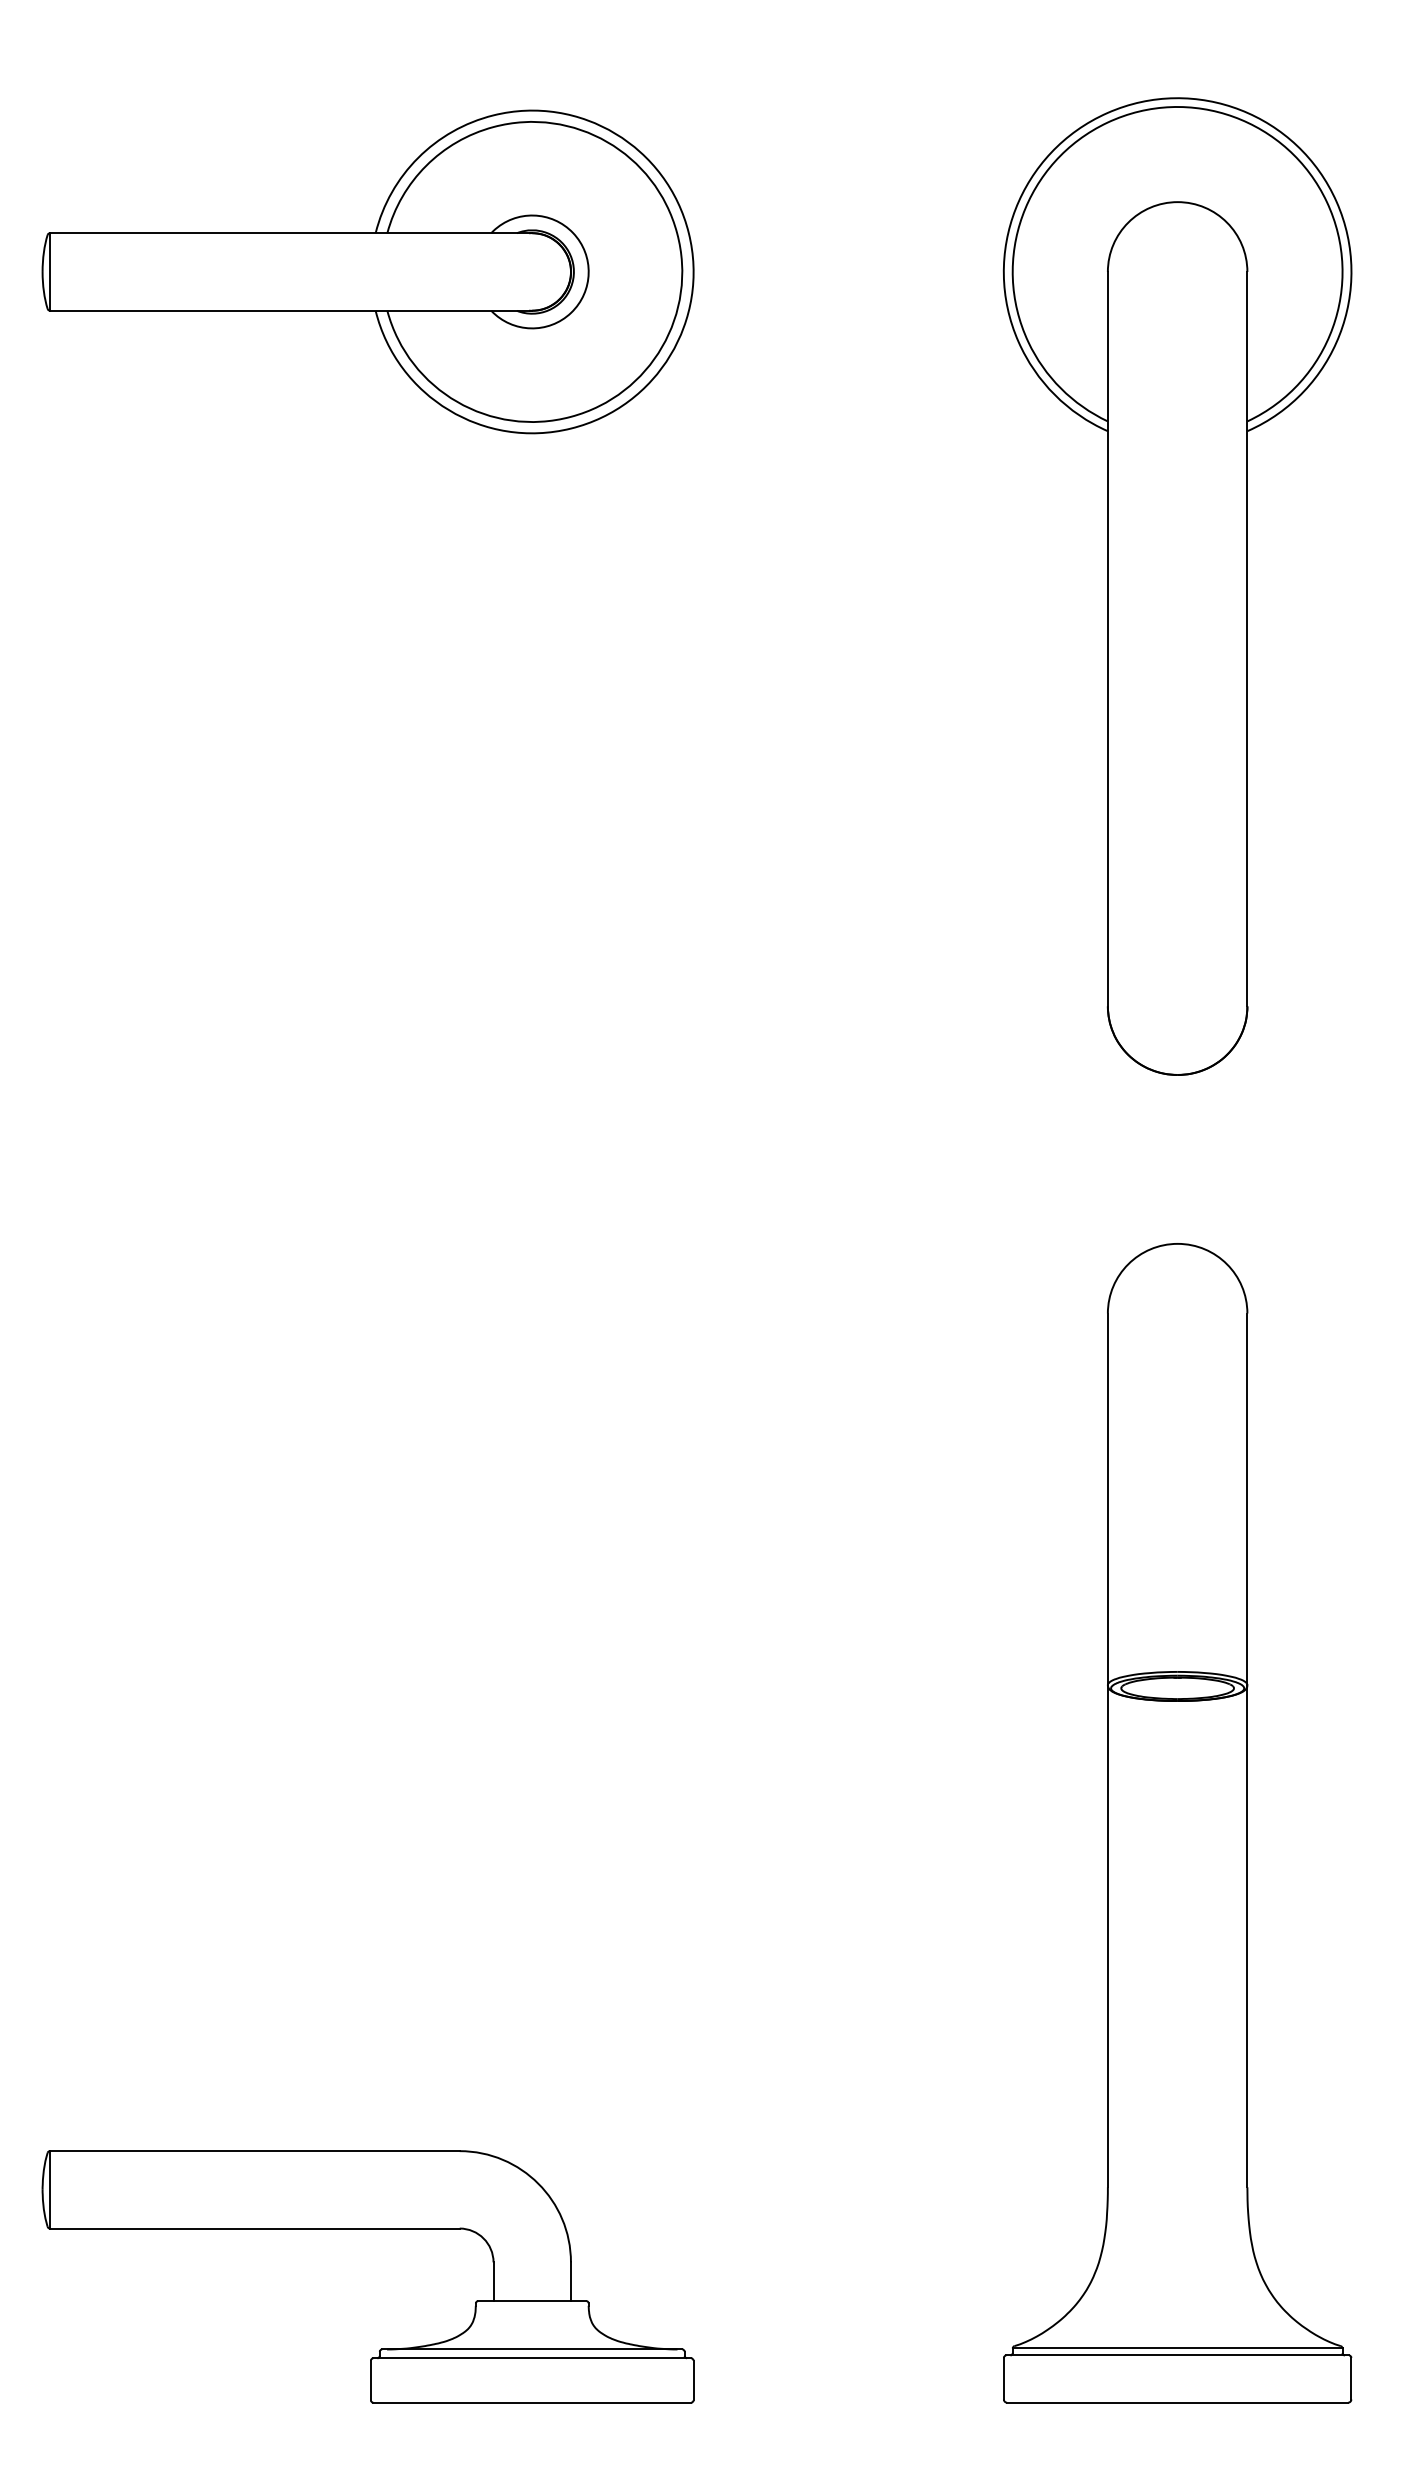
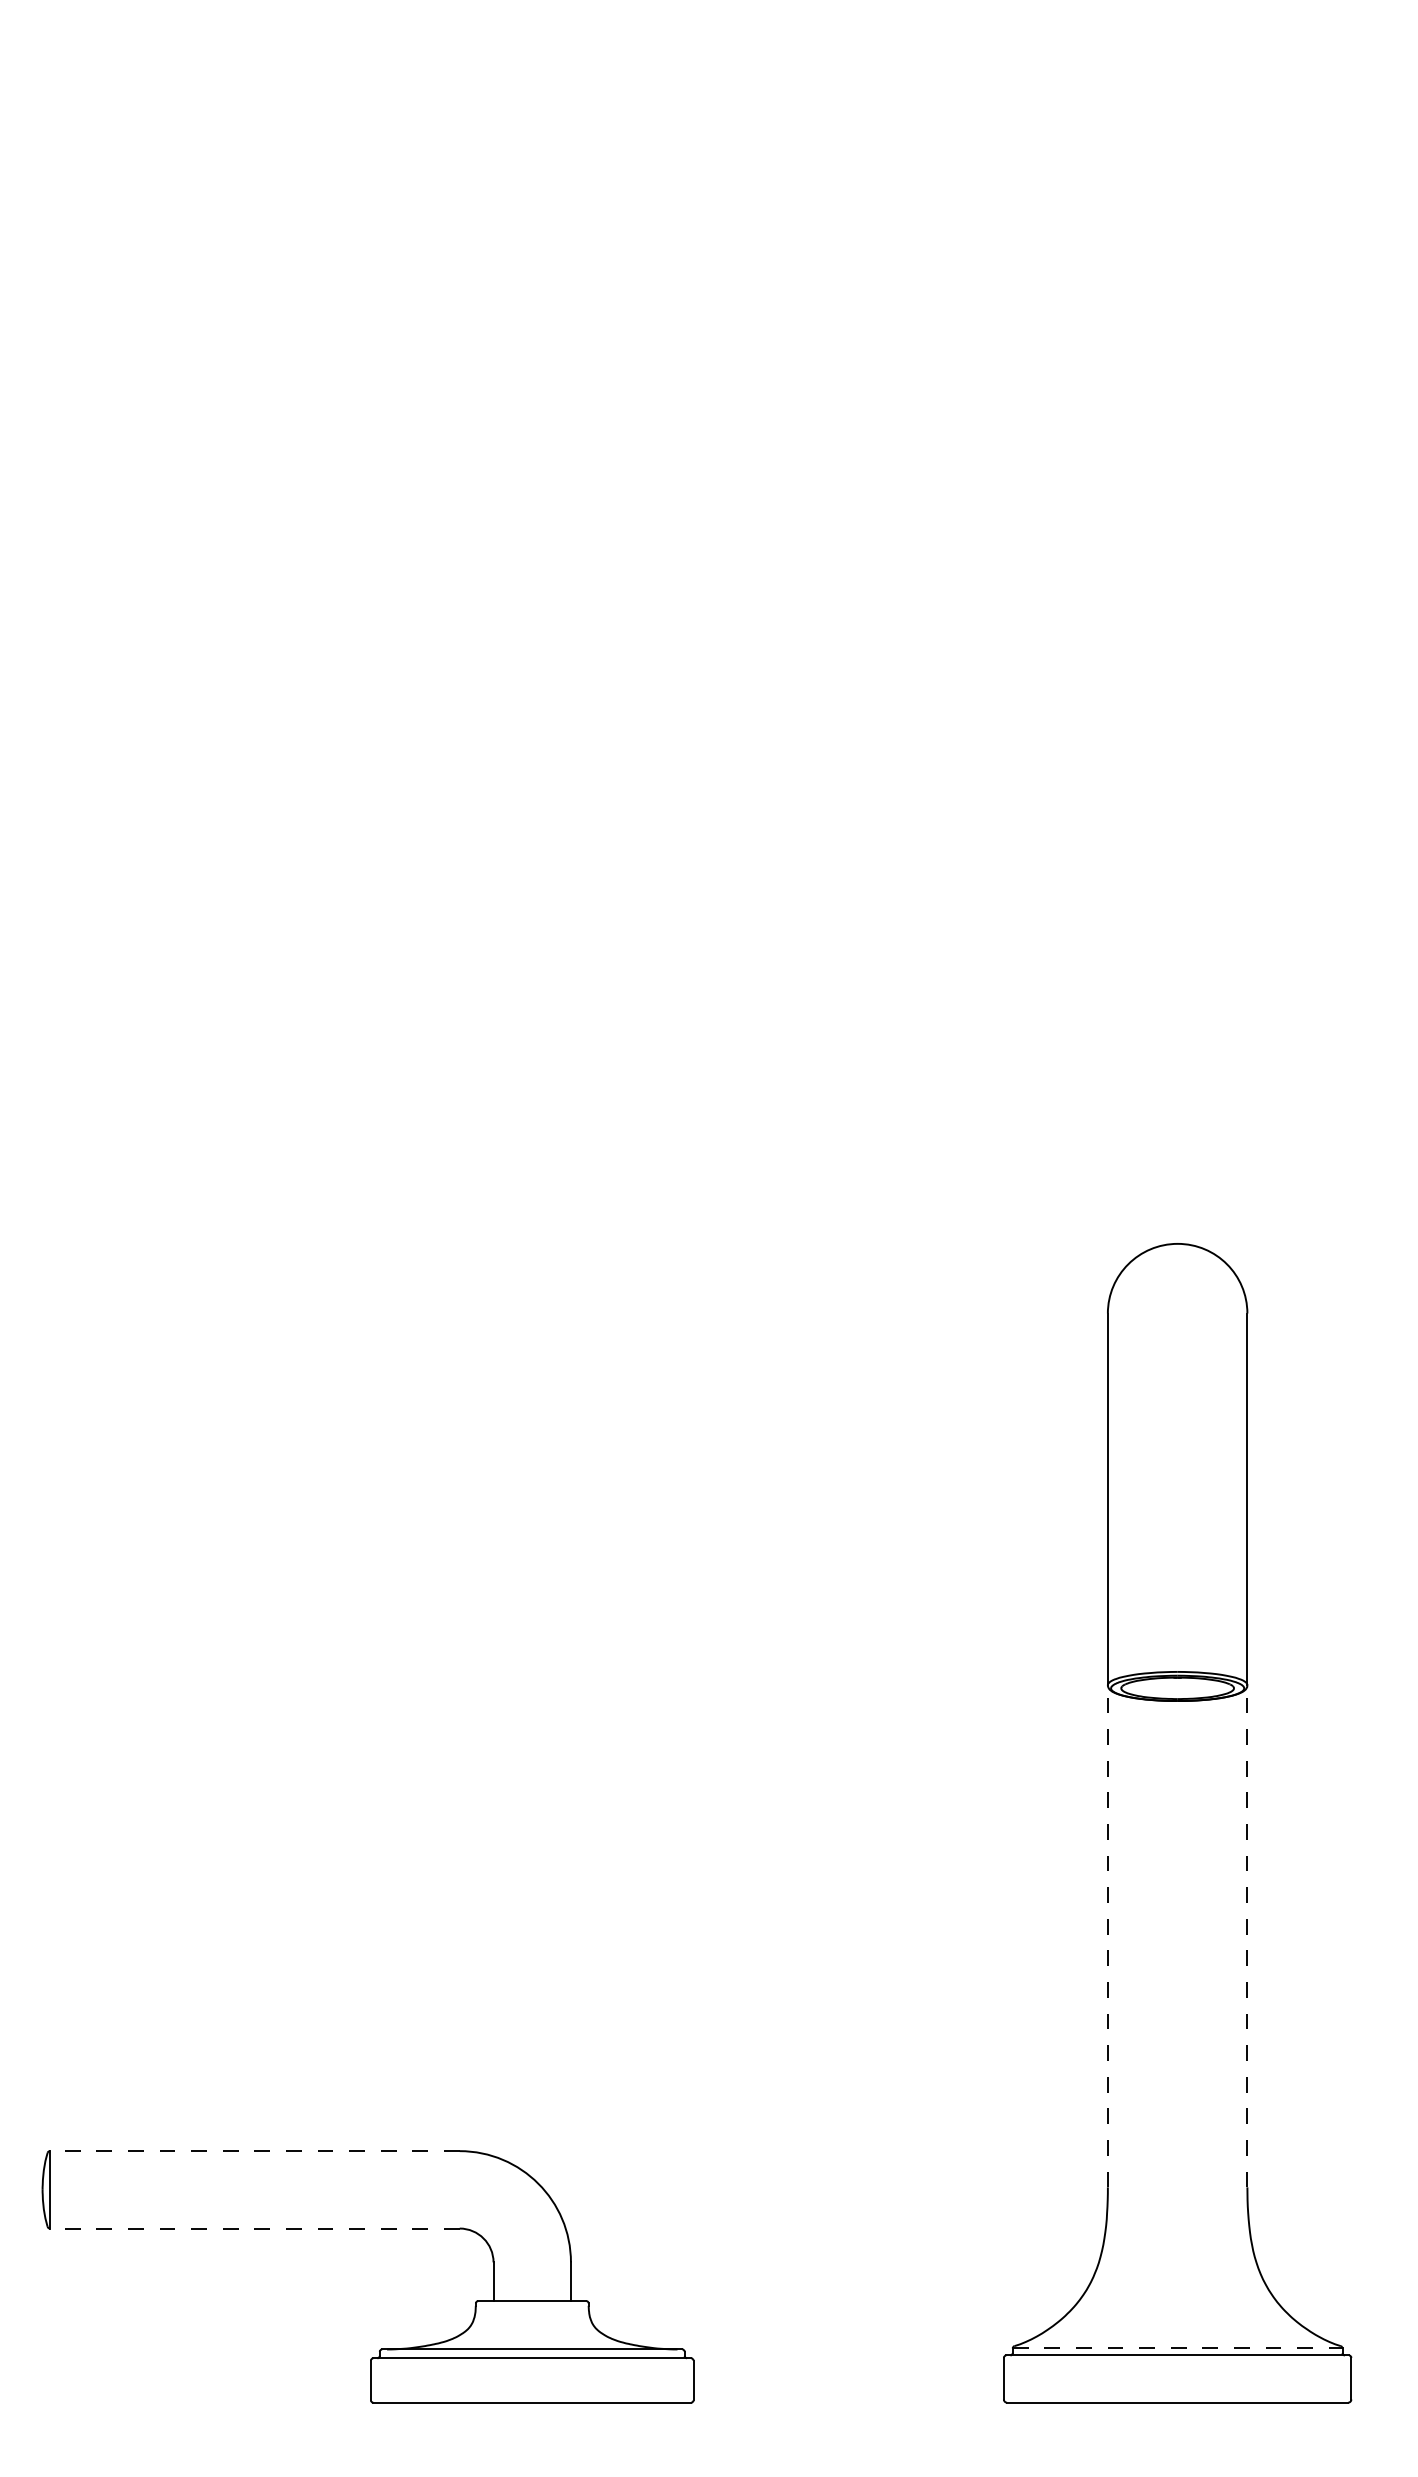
part: present -> none (367, 271)
part: present -> none (1177, 586)
line: solid -> dashed (1107, 1935)
line: solid -> dashed (1247, 1935)
line: solid -> dashed (254, 2151)
line: solid -> dashed (254, 2228)
line: solid -> dashed (1177, 2348)
